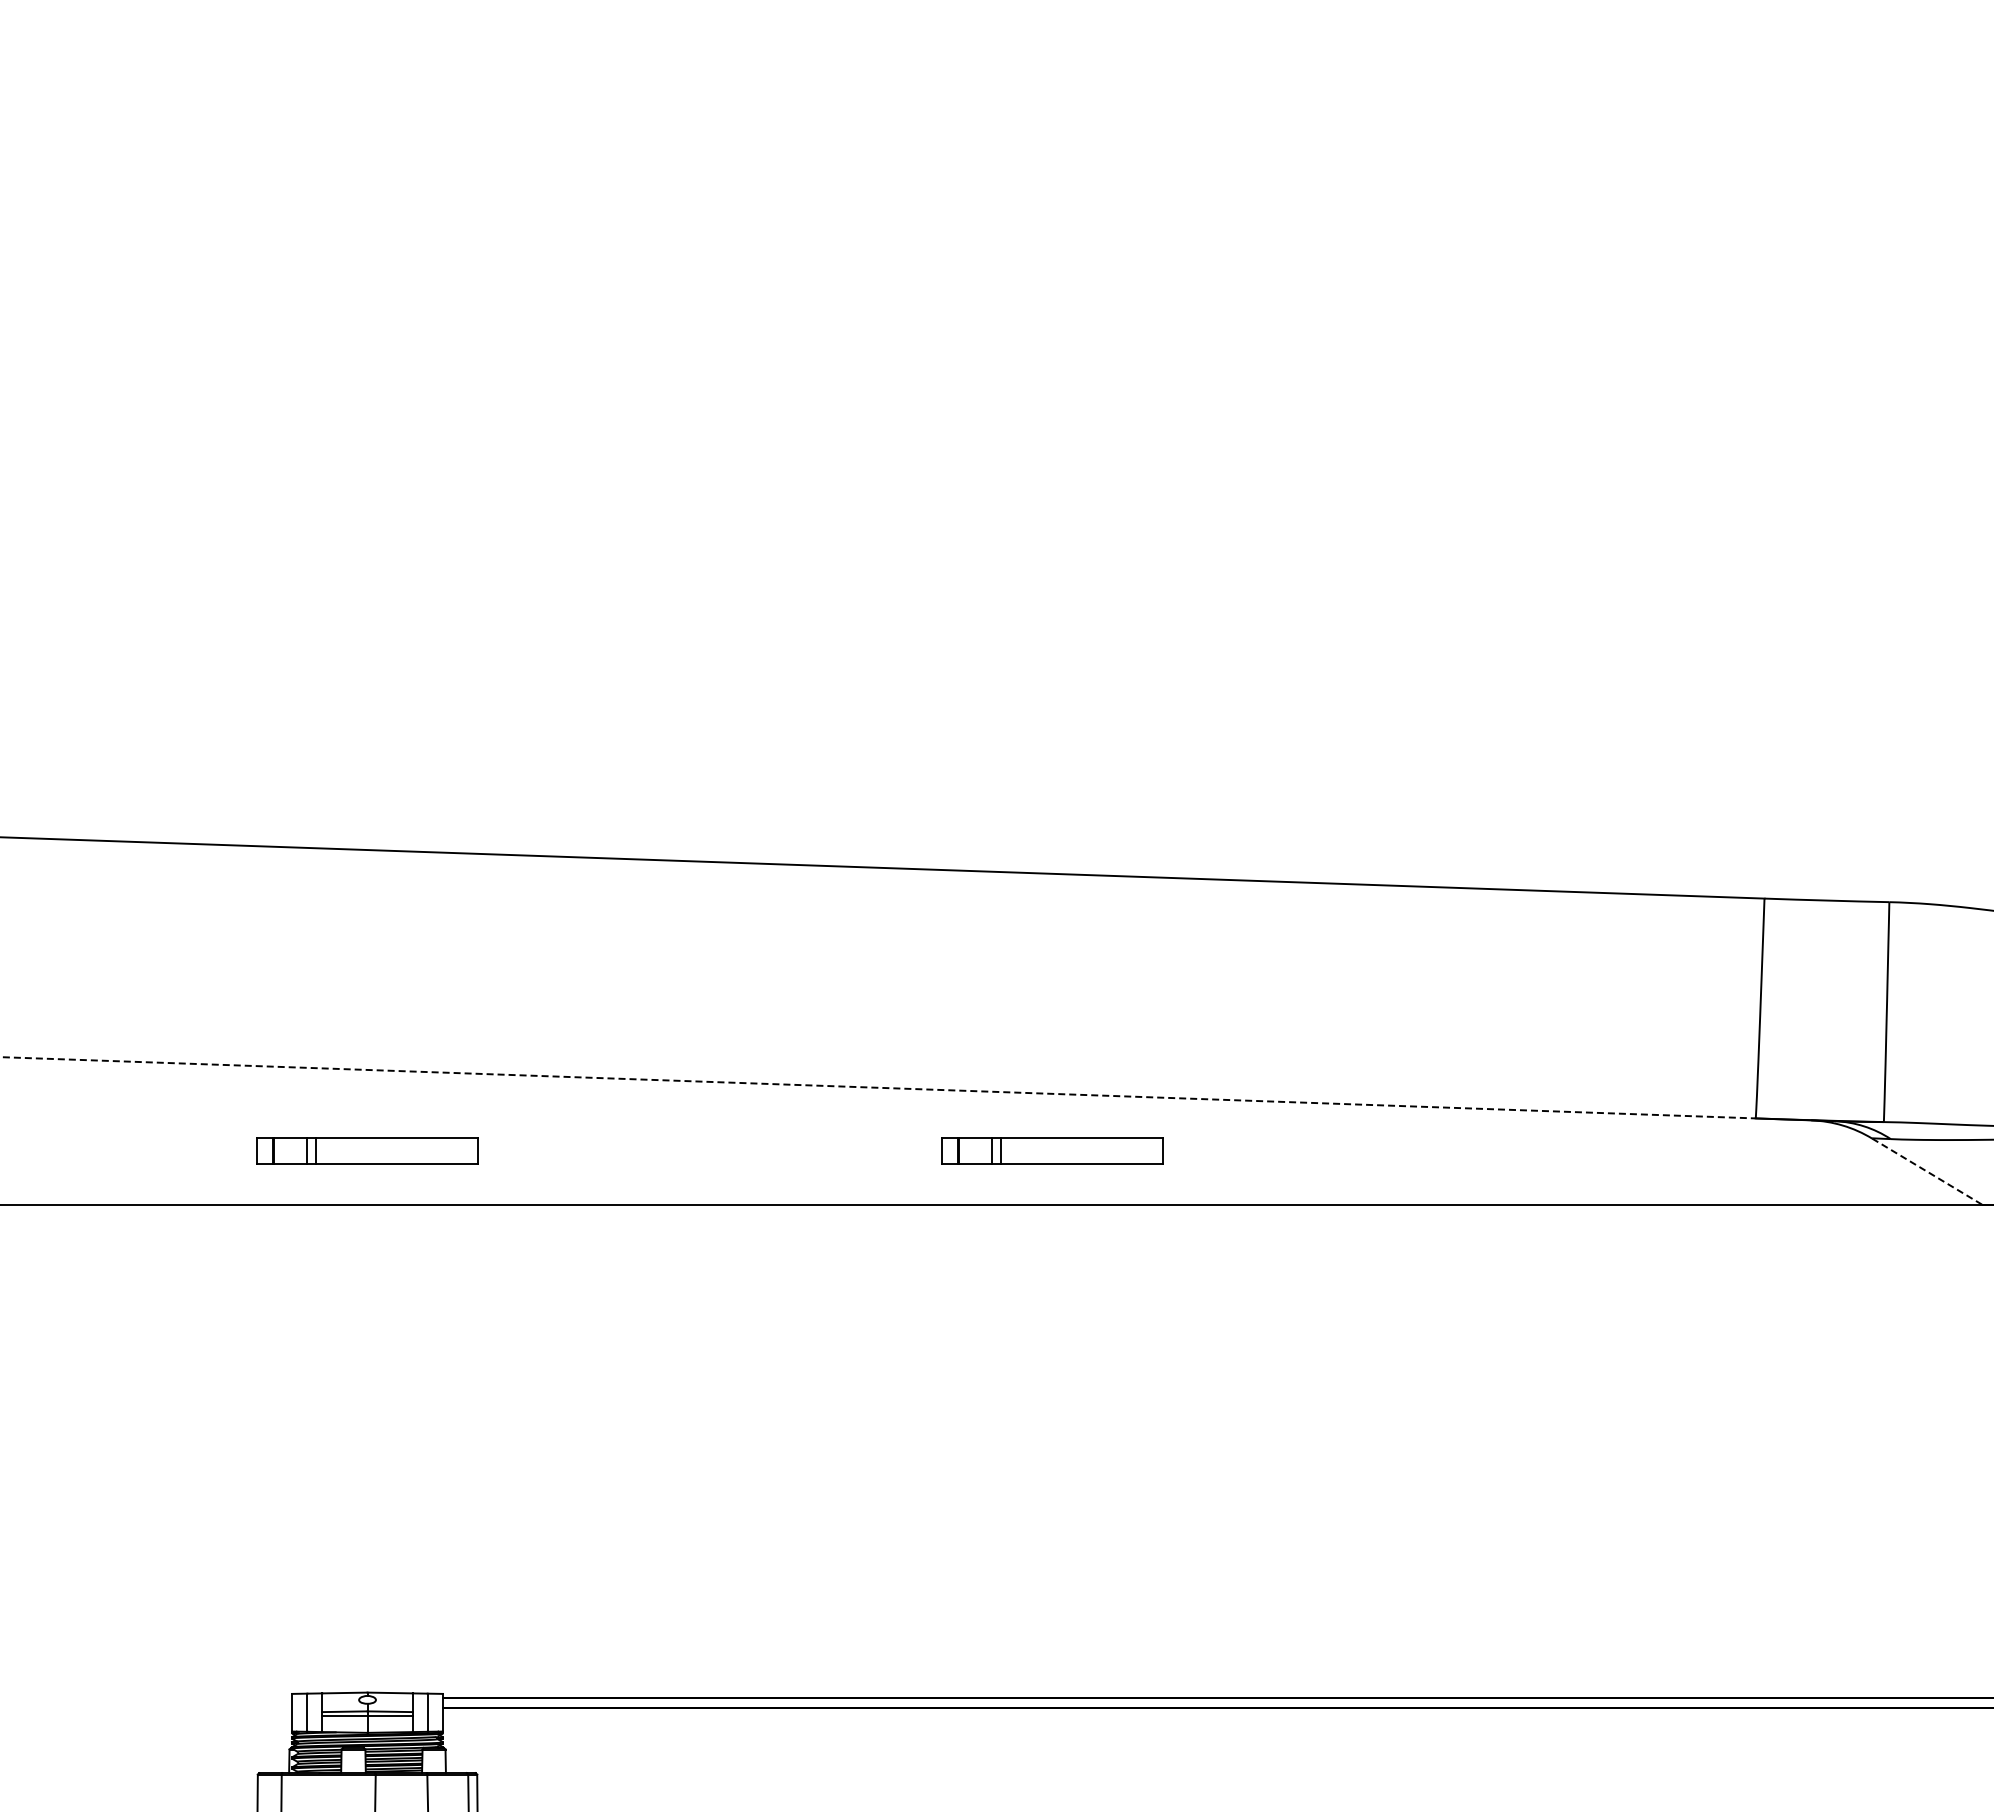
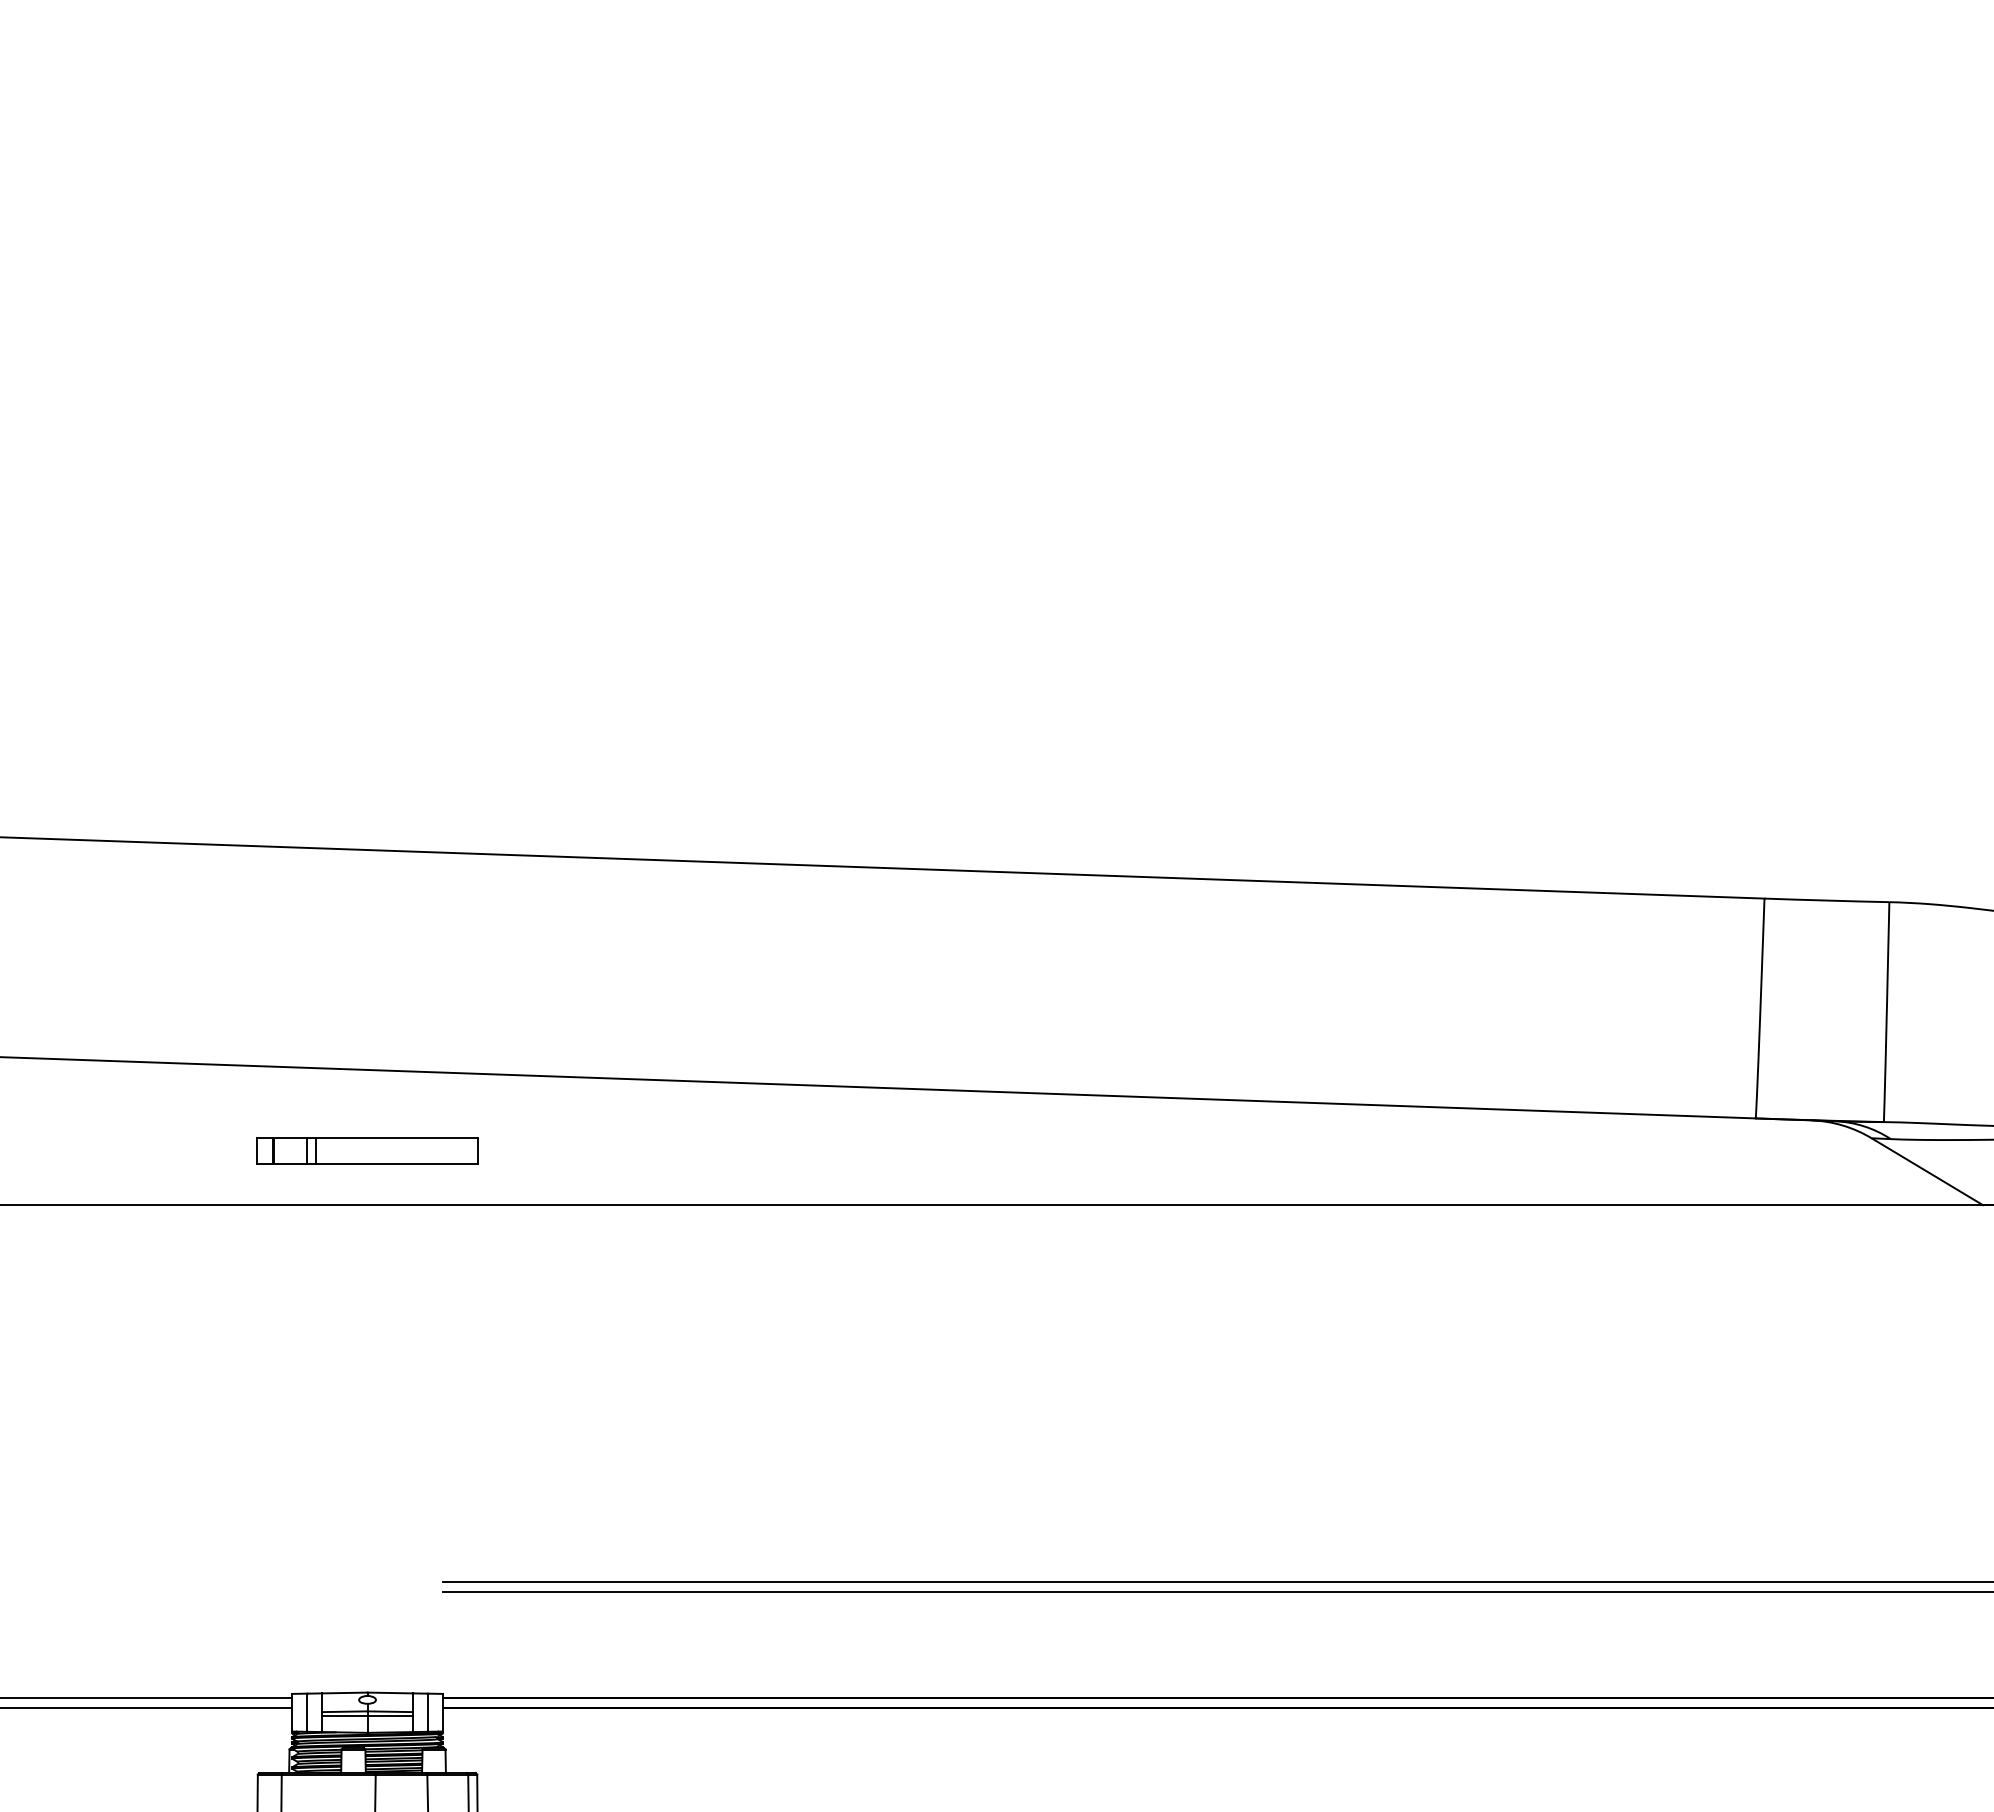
line: dashed -> solid (878, 1087)
part: present -> none (1052, 1150)
line: dashed -> solid (1927, 1171)
line: none -> present (1216, 1581)
line: none -> present (1216, 1591)
line: none -> present (147, 1697)
line: none -> present (147, 1707)
